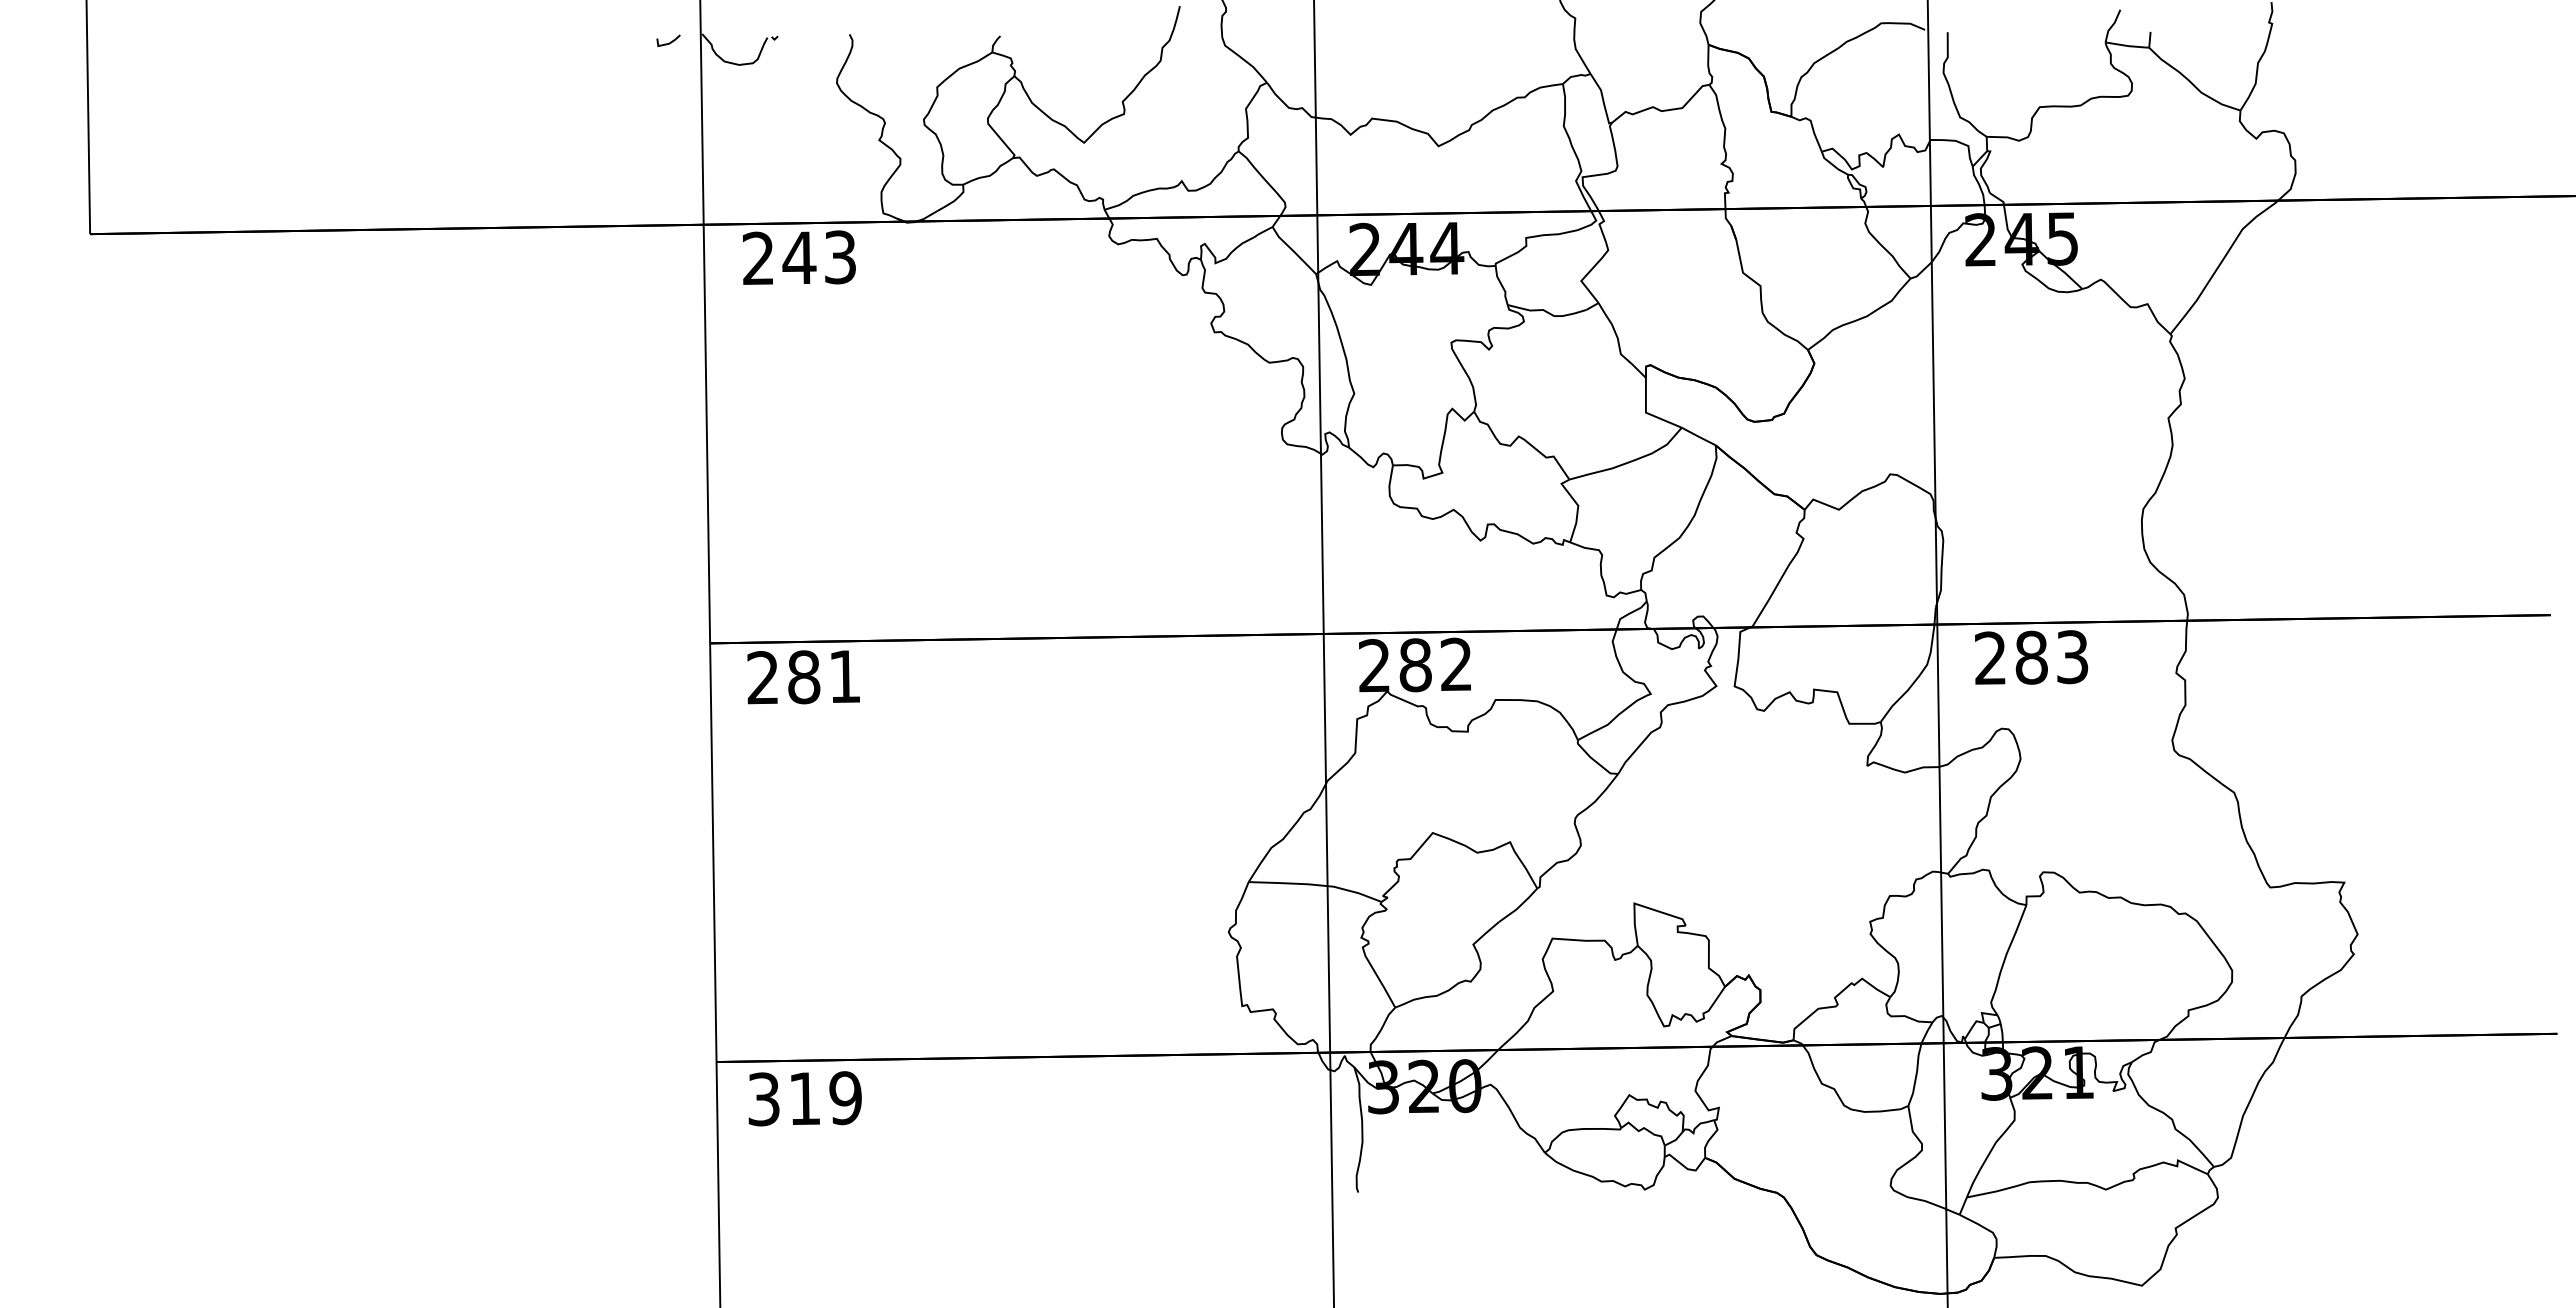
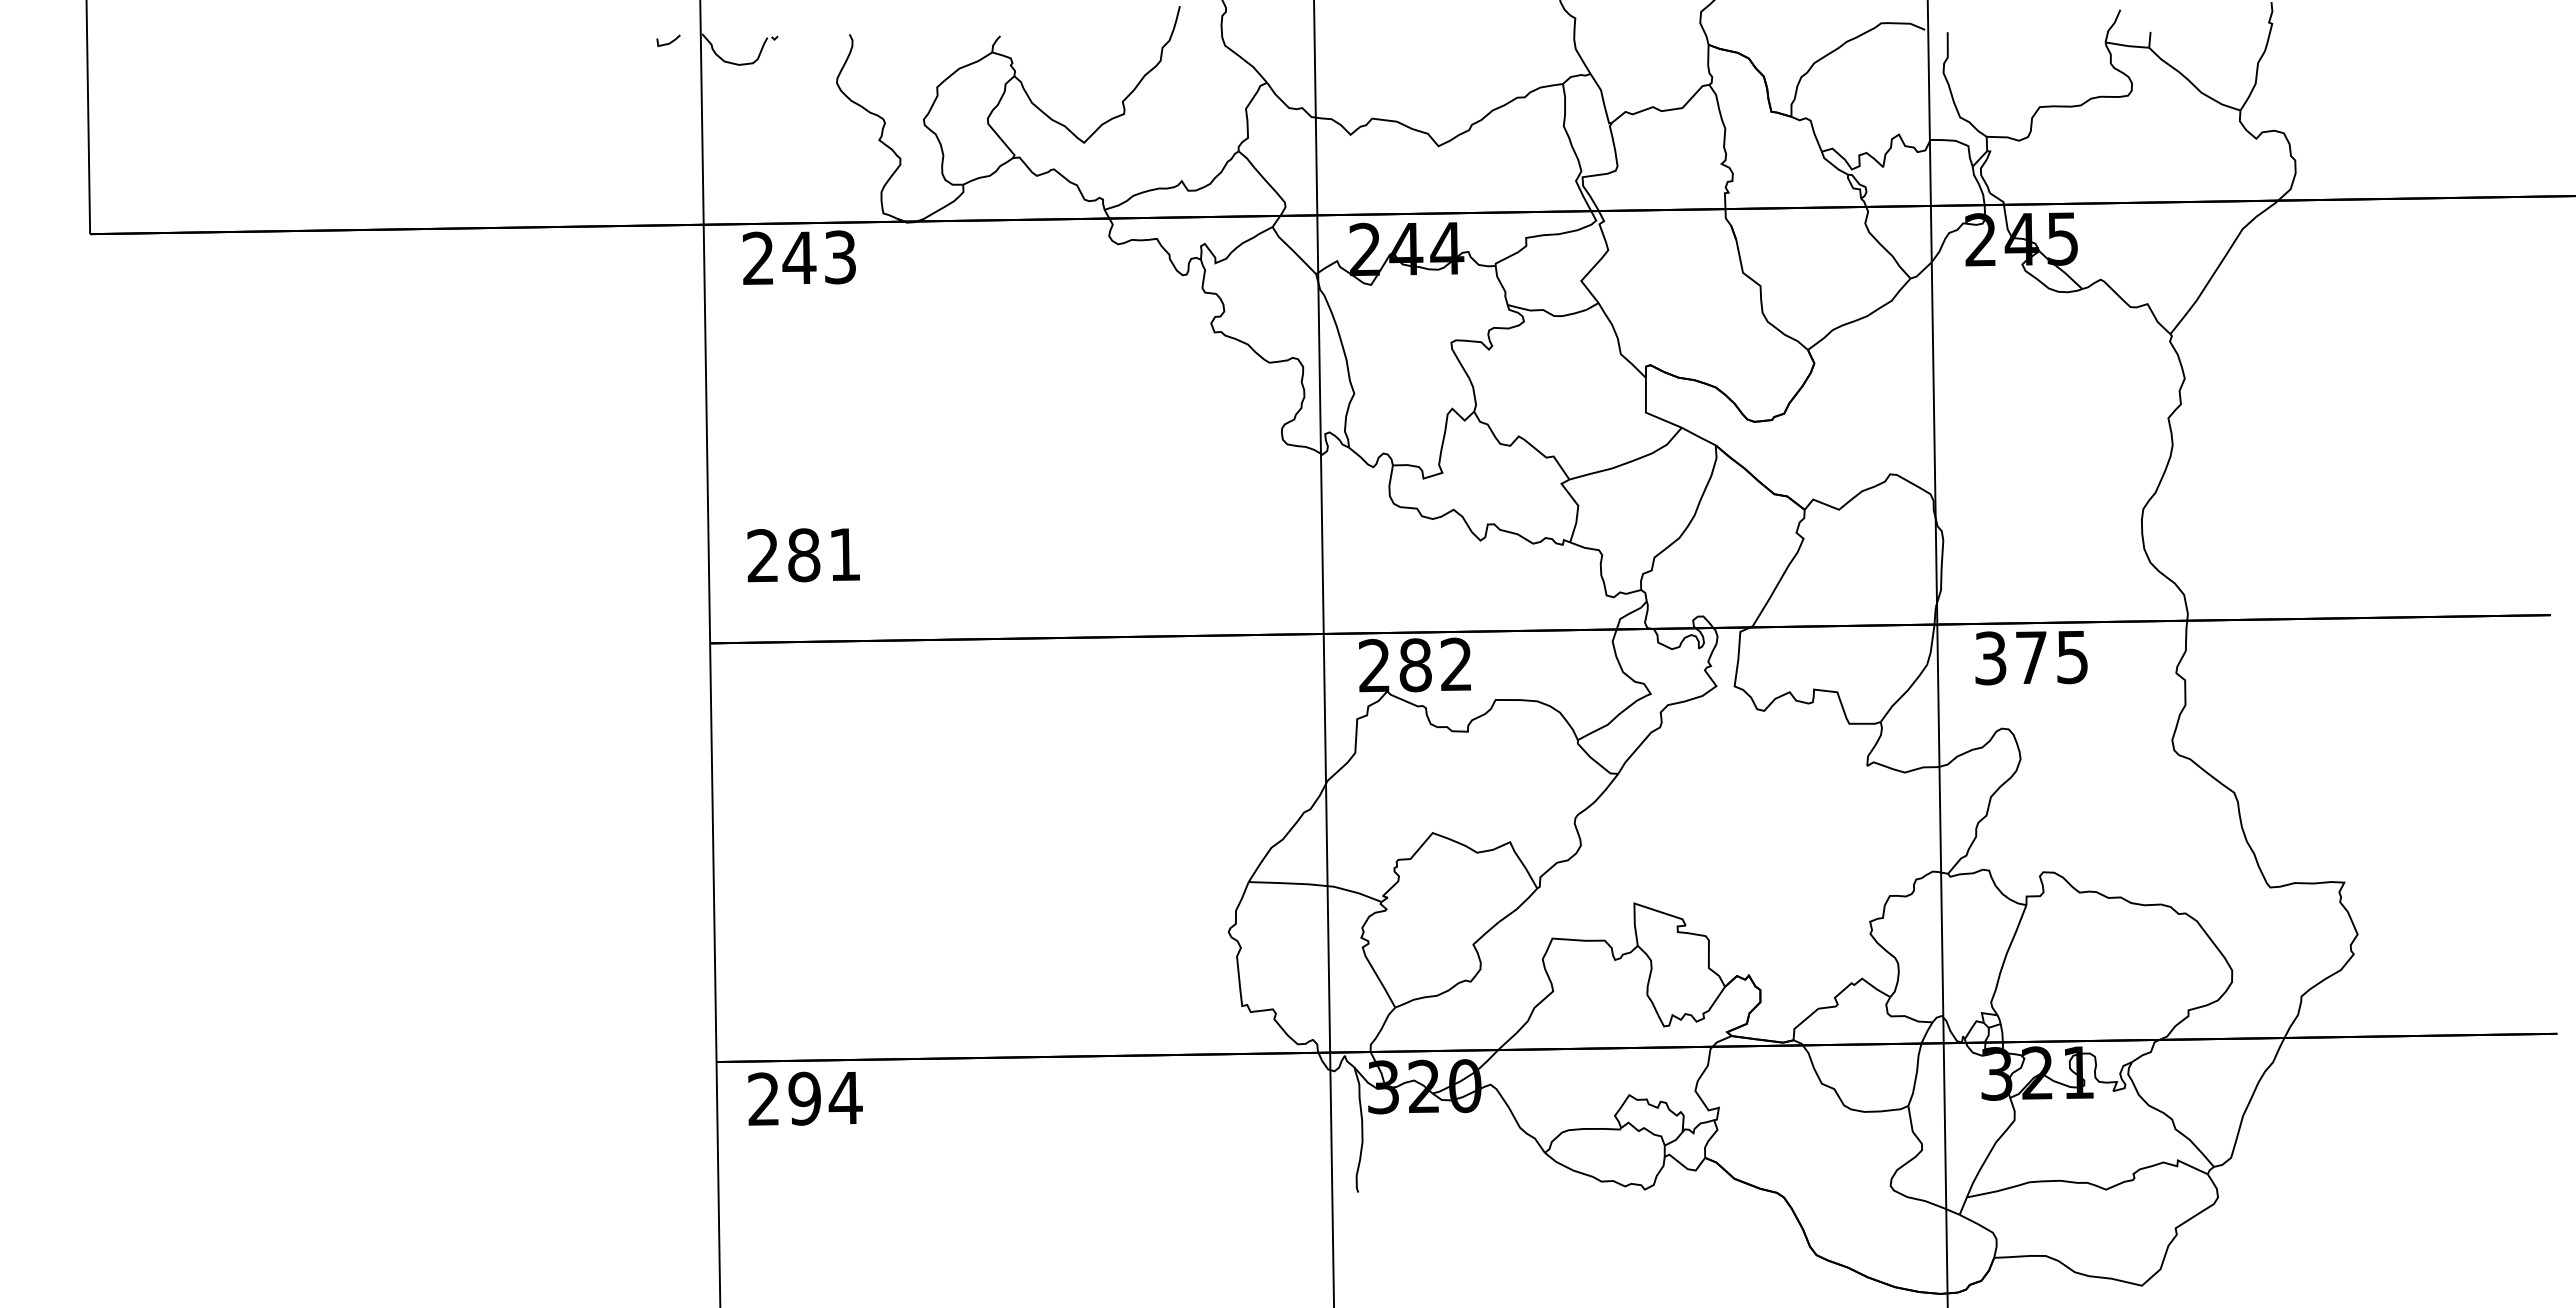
text: 283 -> 375 (2031, 657)
text position: (803, 677) -> (803, 555) (803, 555)
text: 319 -> 294 (805, 1098)
